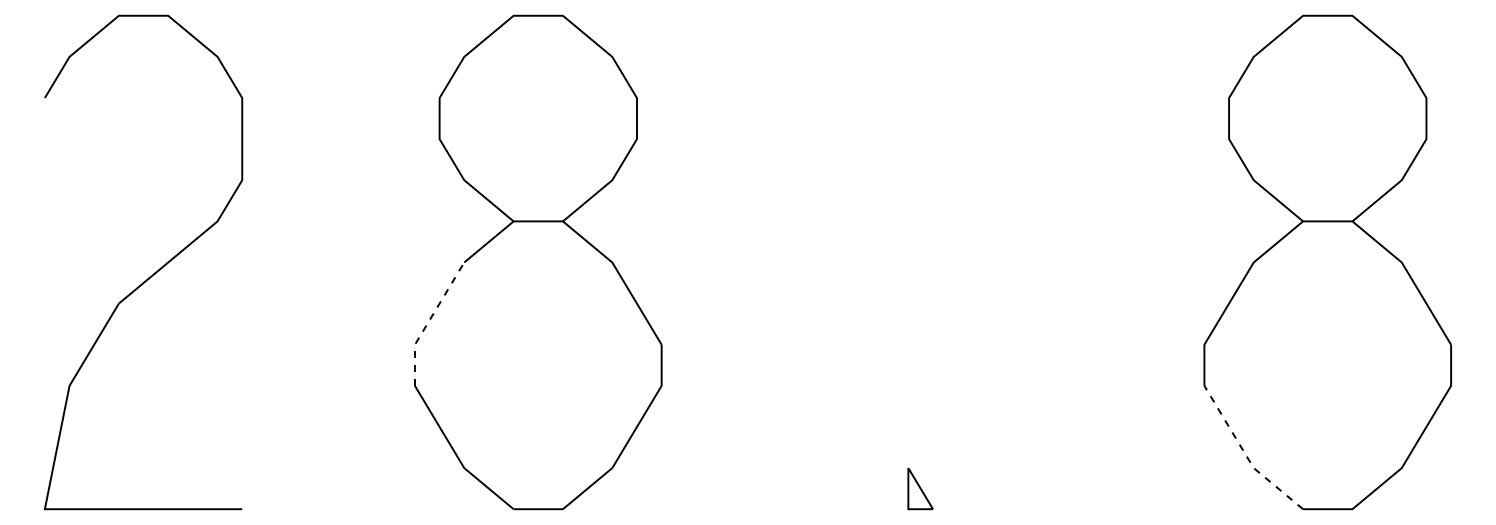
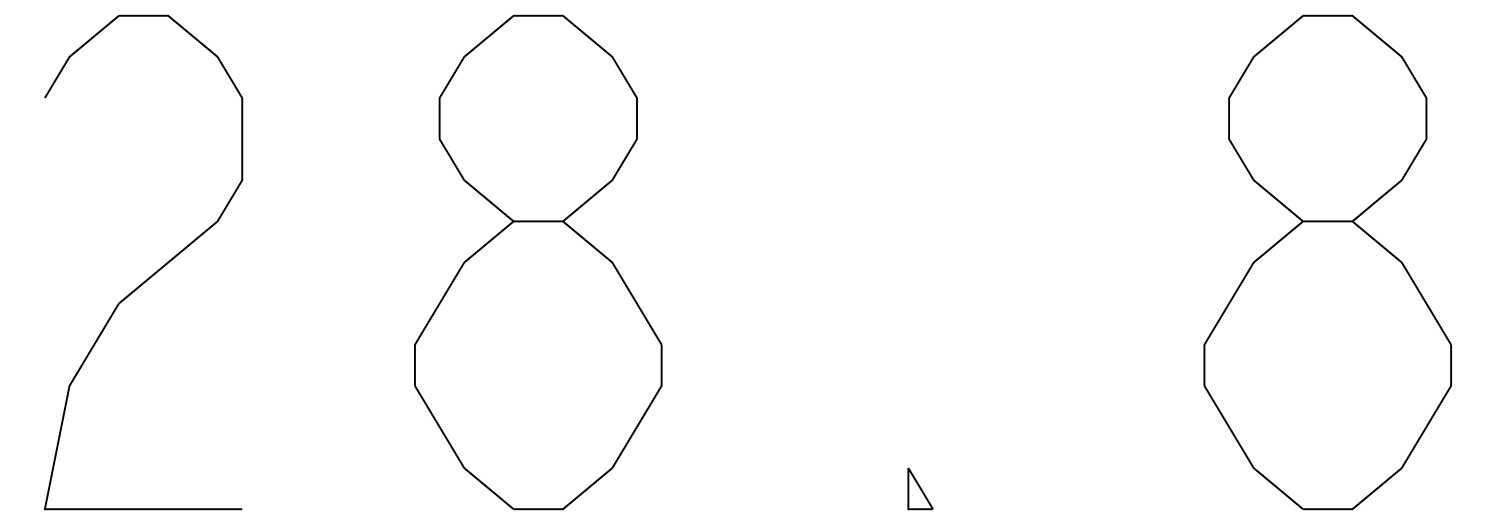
line: dashed -> solid (428, 321)
line: dashed -> solid (1246, 455)
